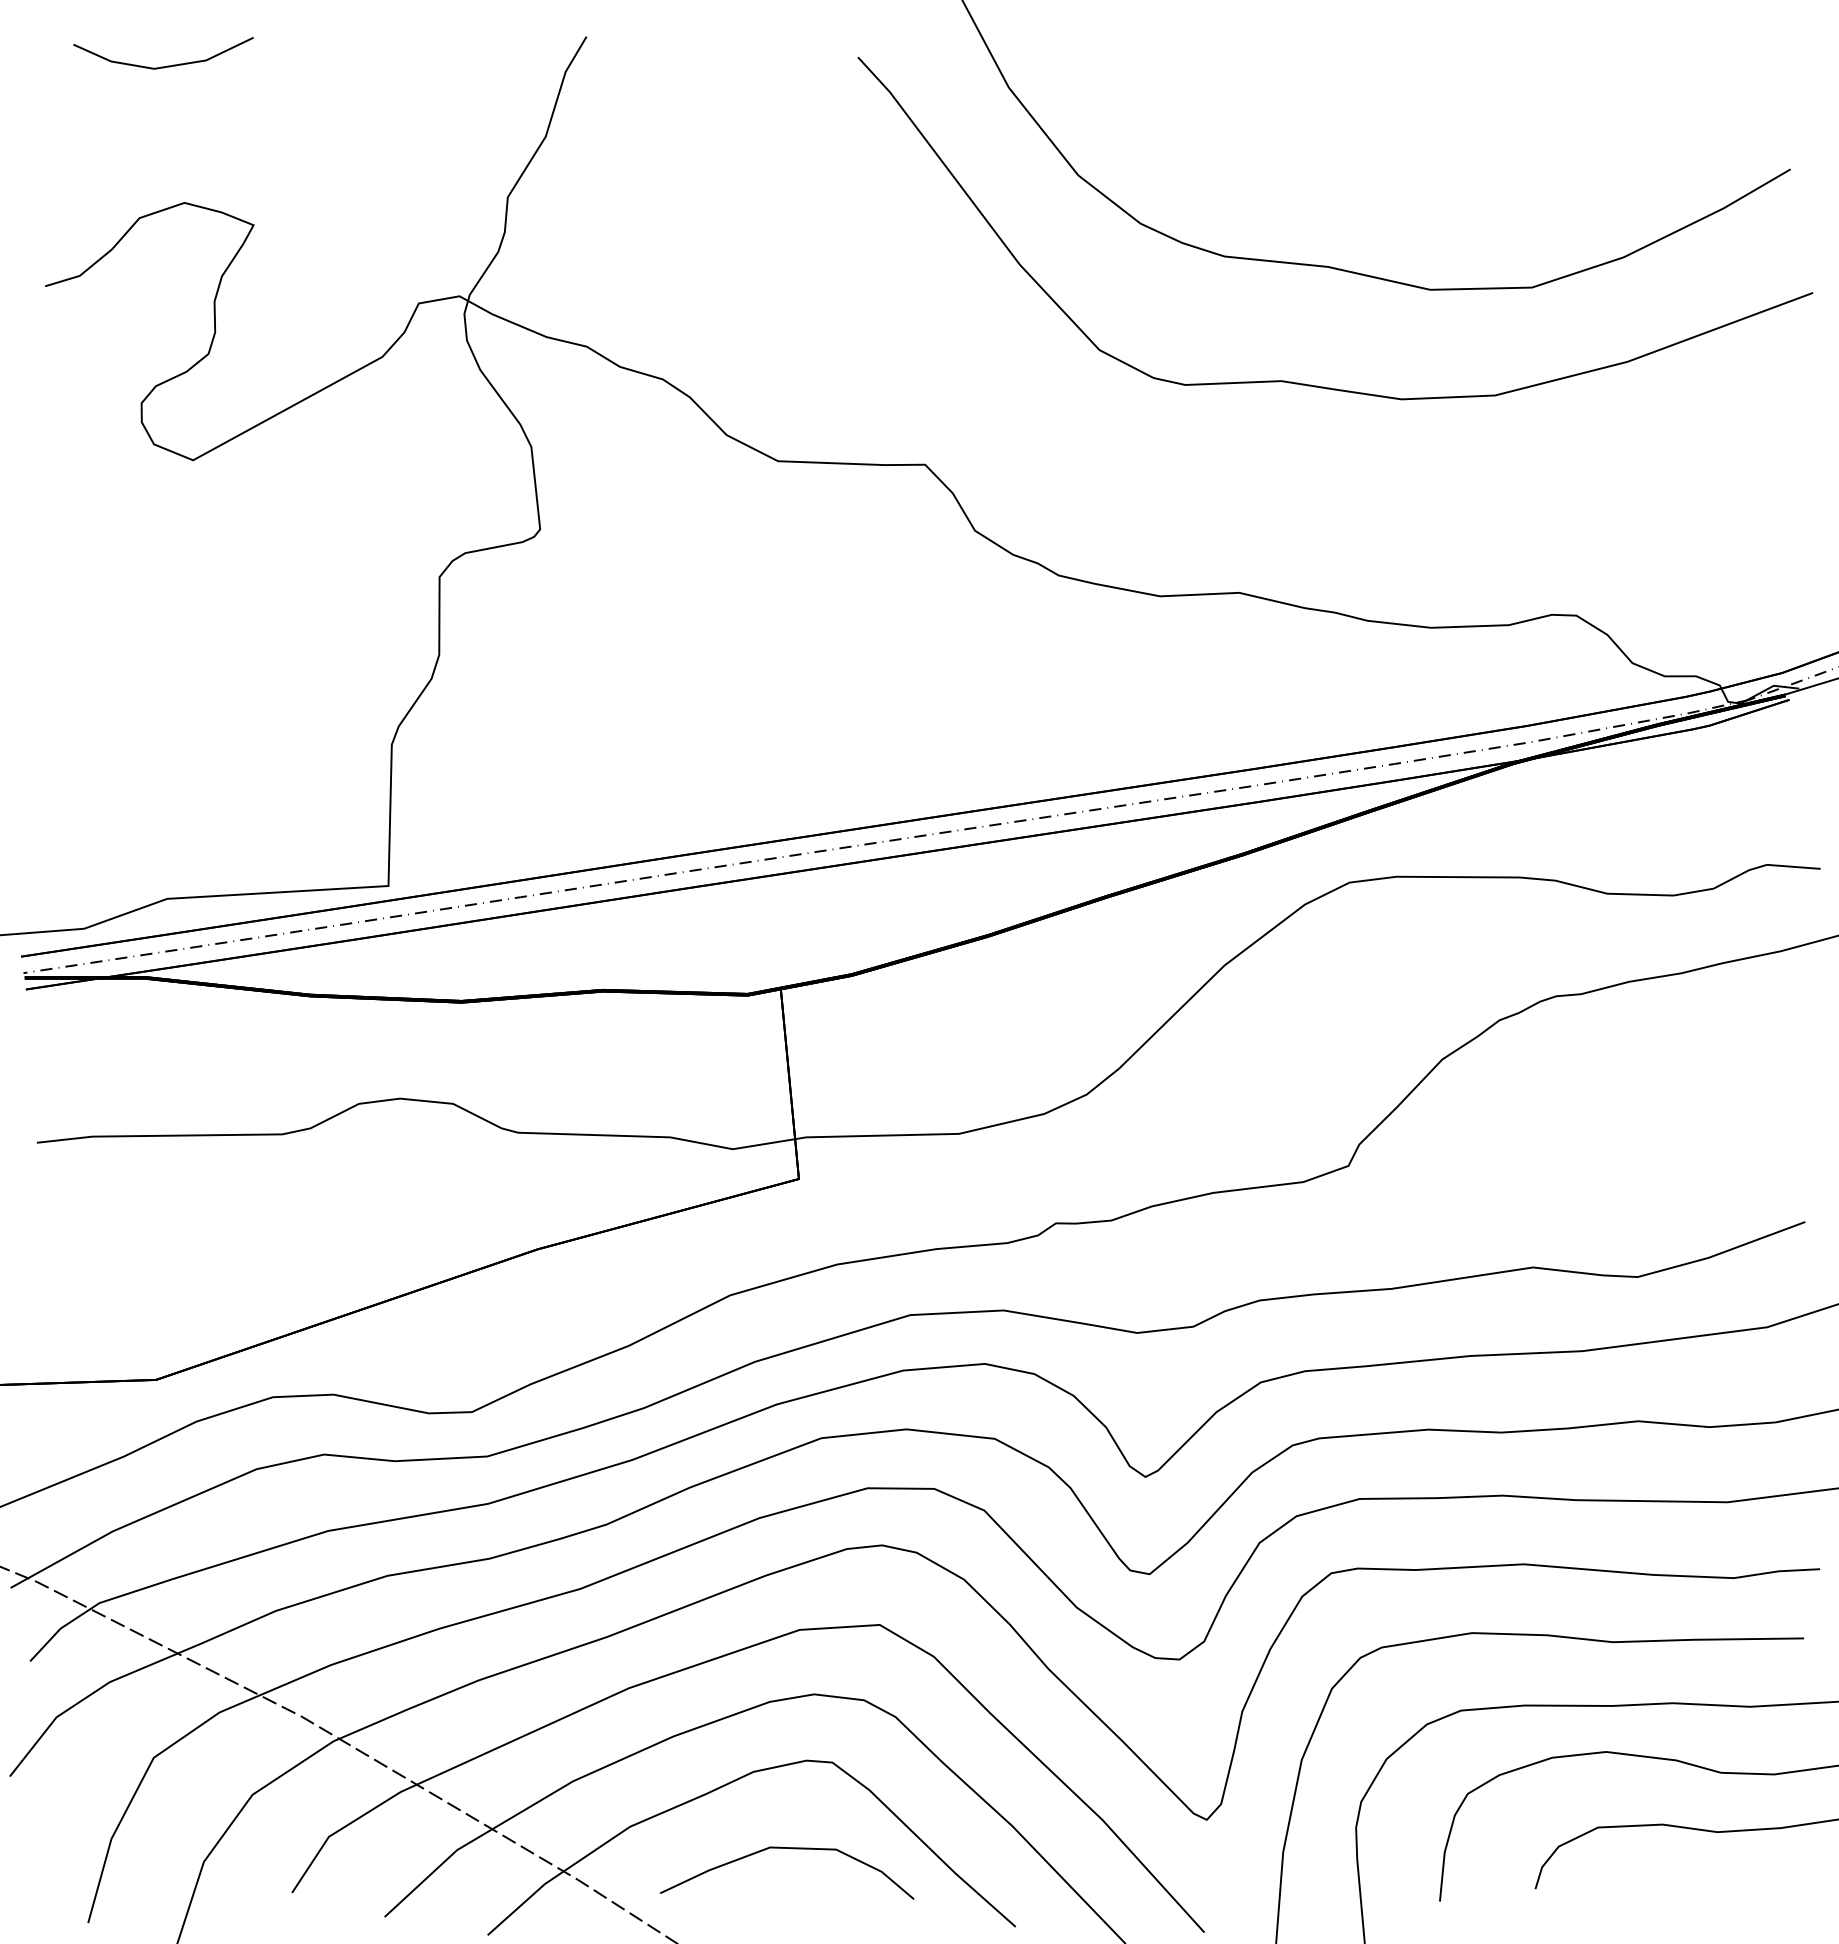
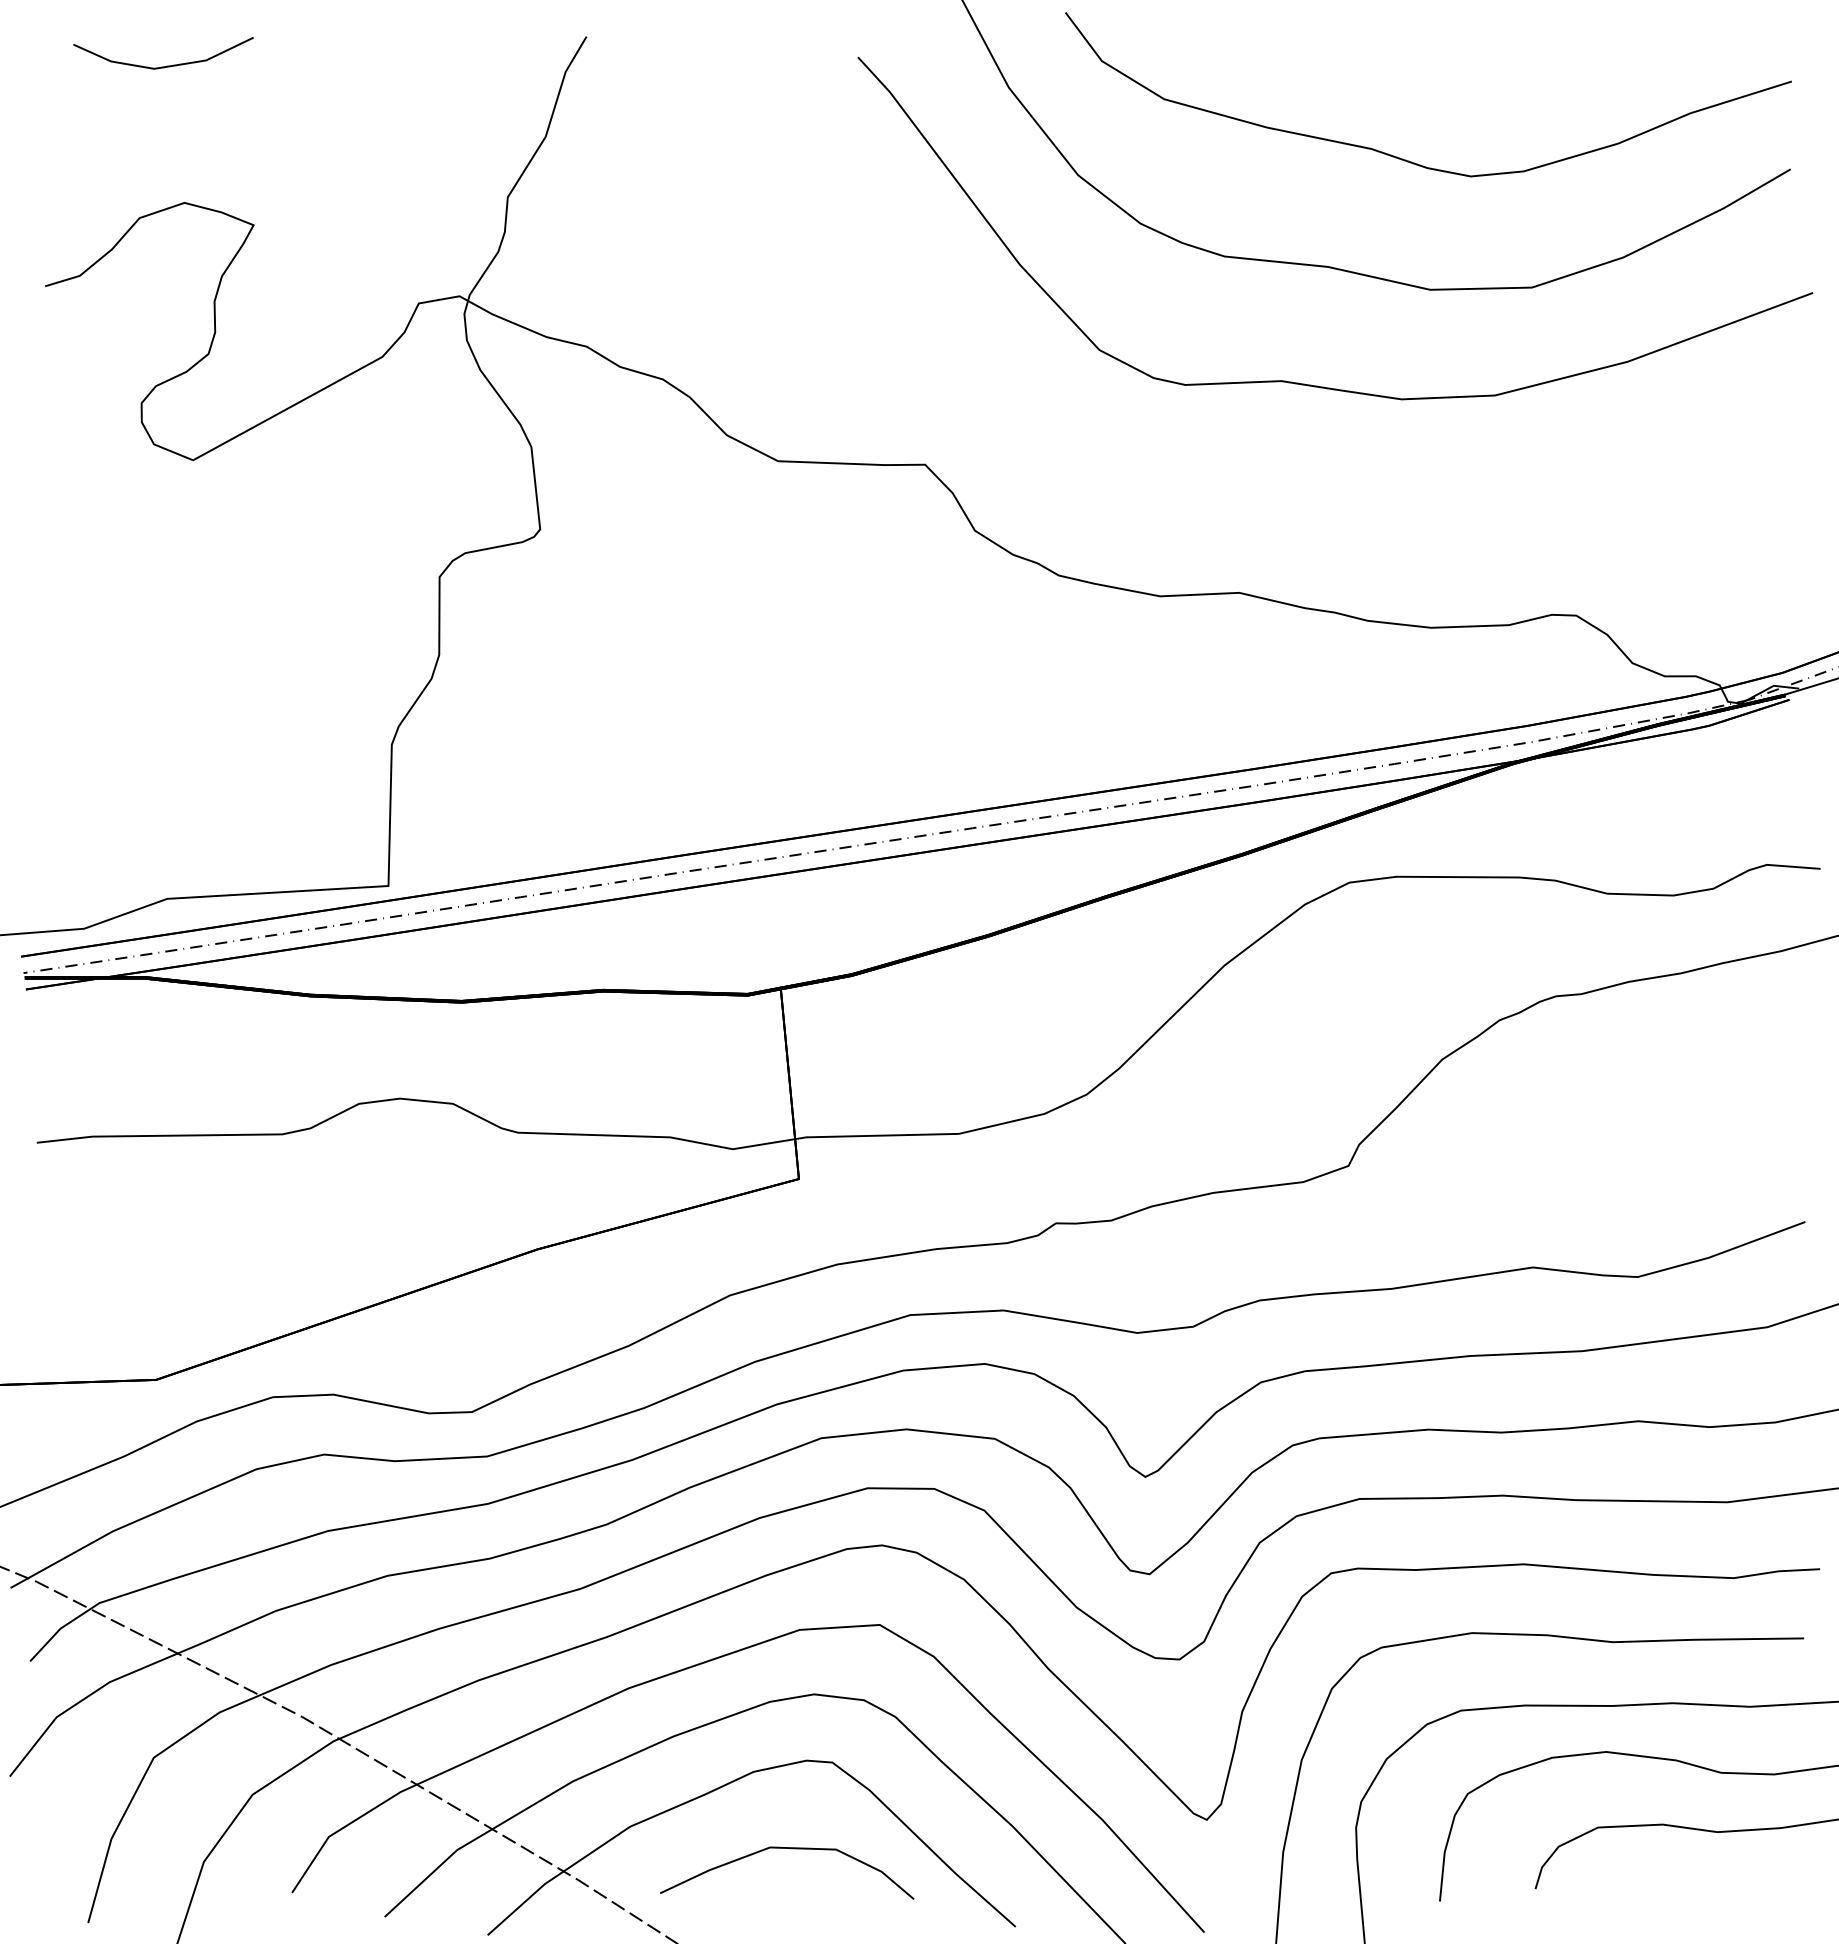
curve: none -> present (1400, 157)
